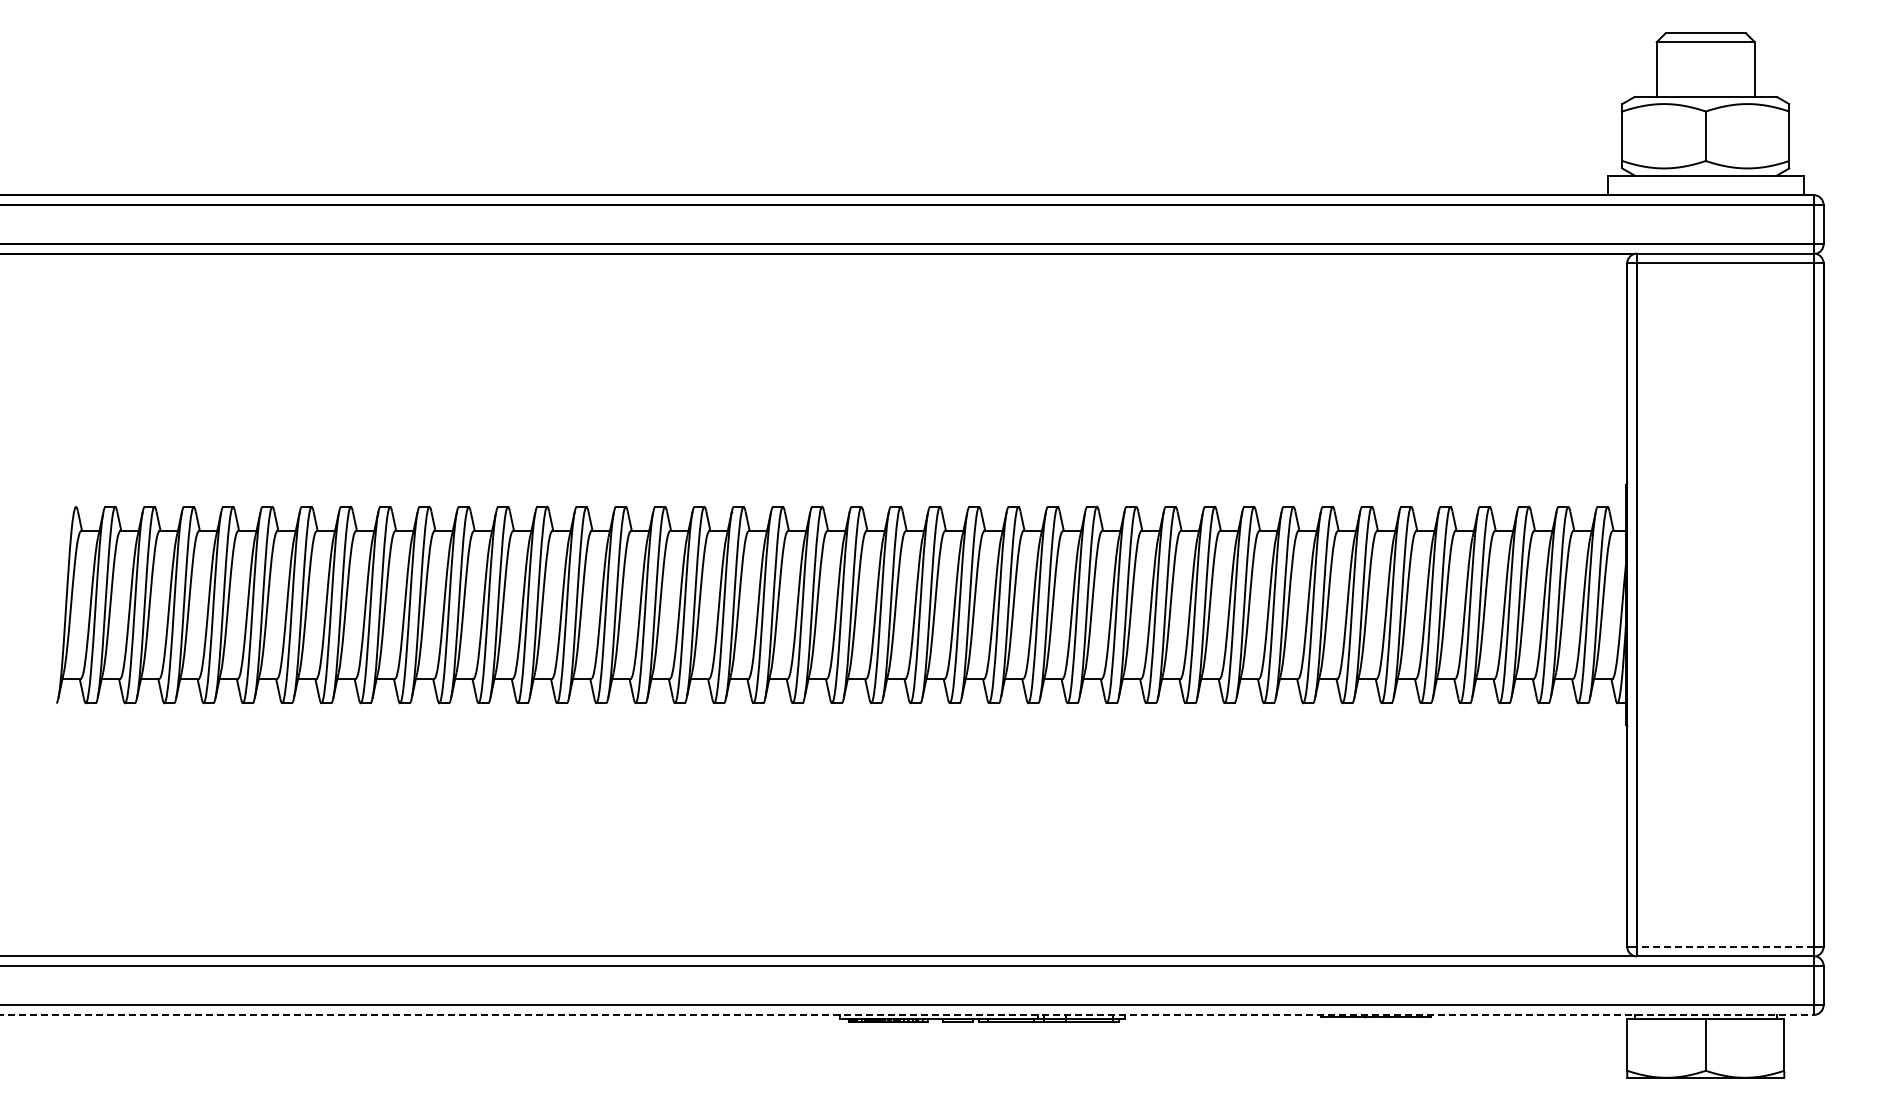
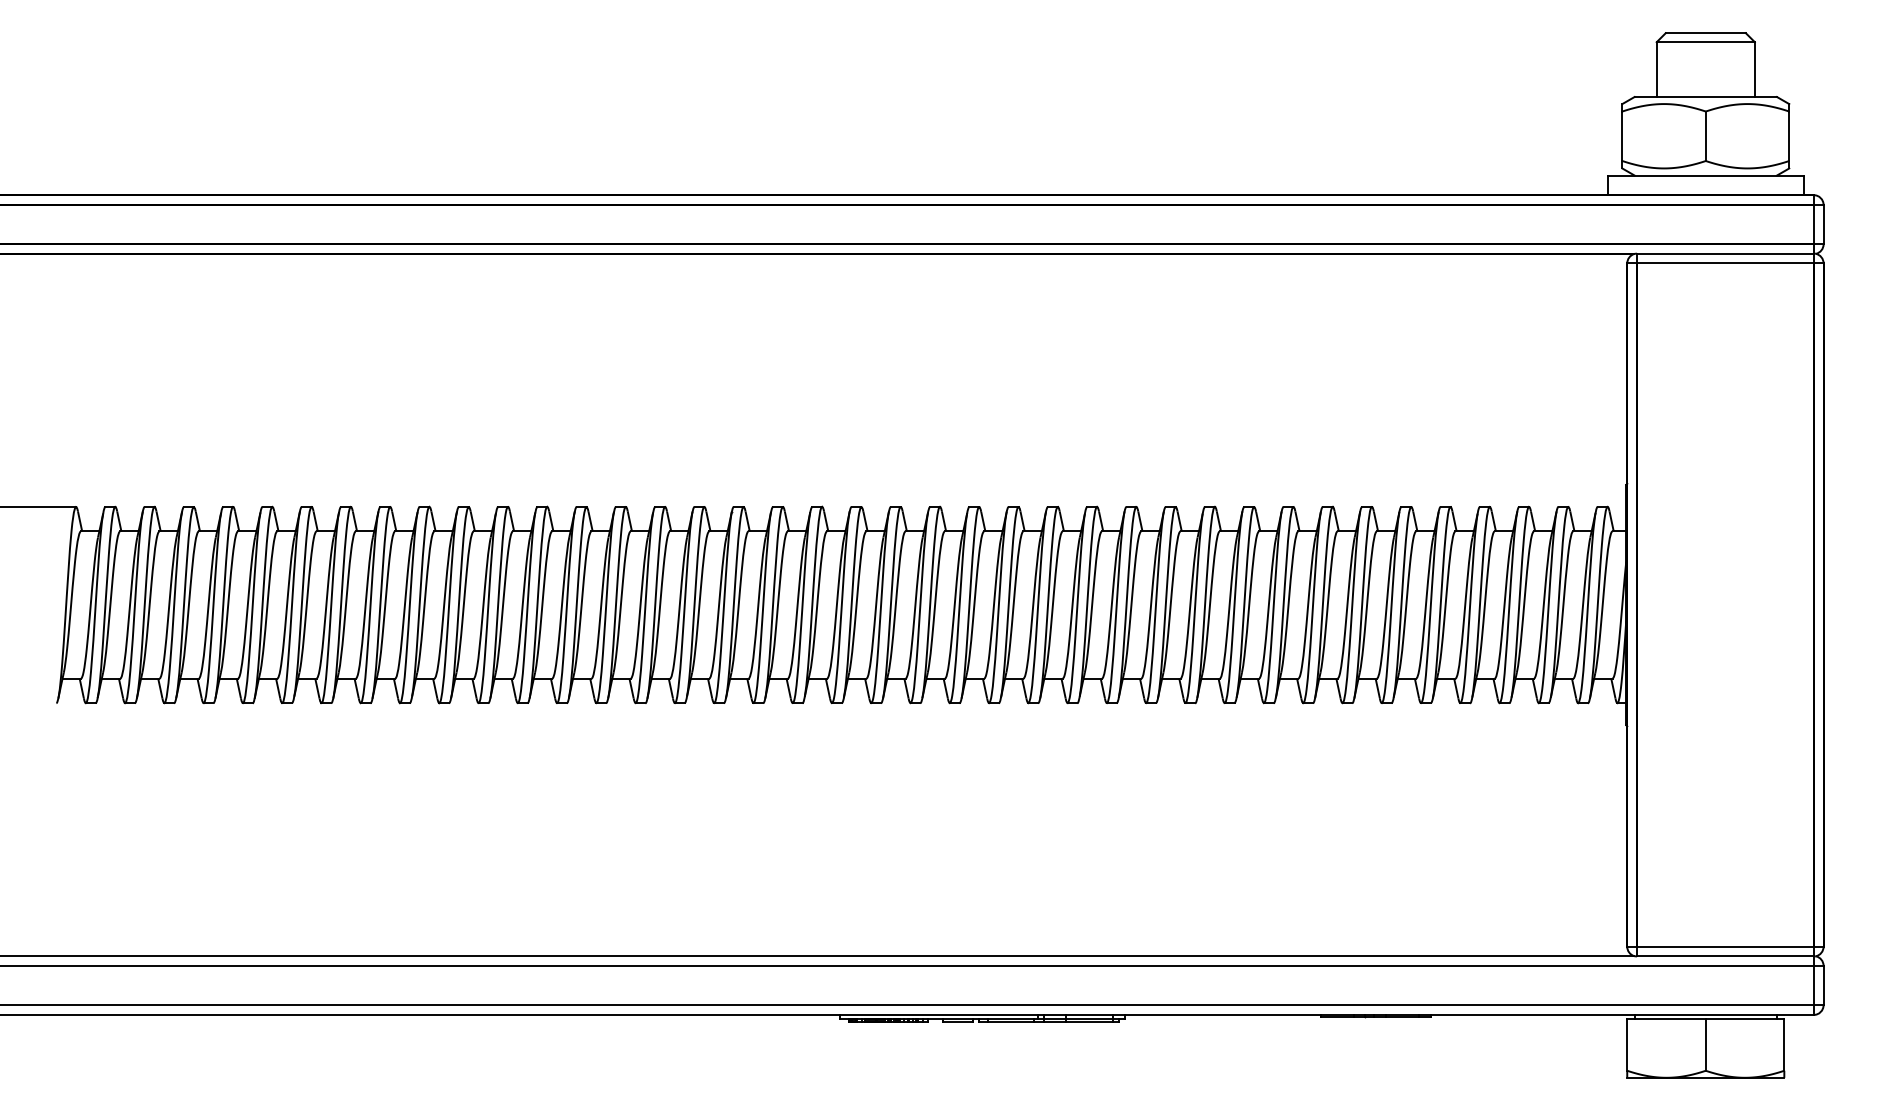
line: none -> present (39, 506)
line: dashed -> solid (1724, 946)
line: dashed -> solid (907, 1014)
